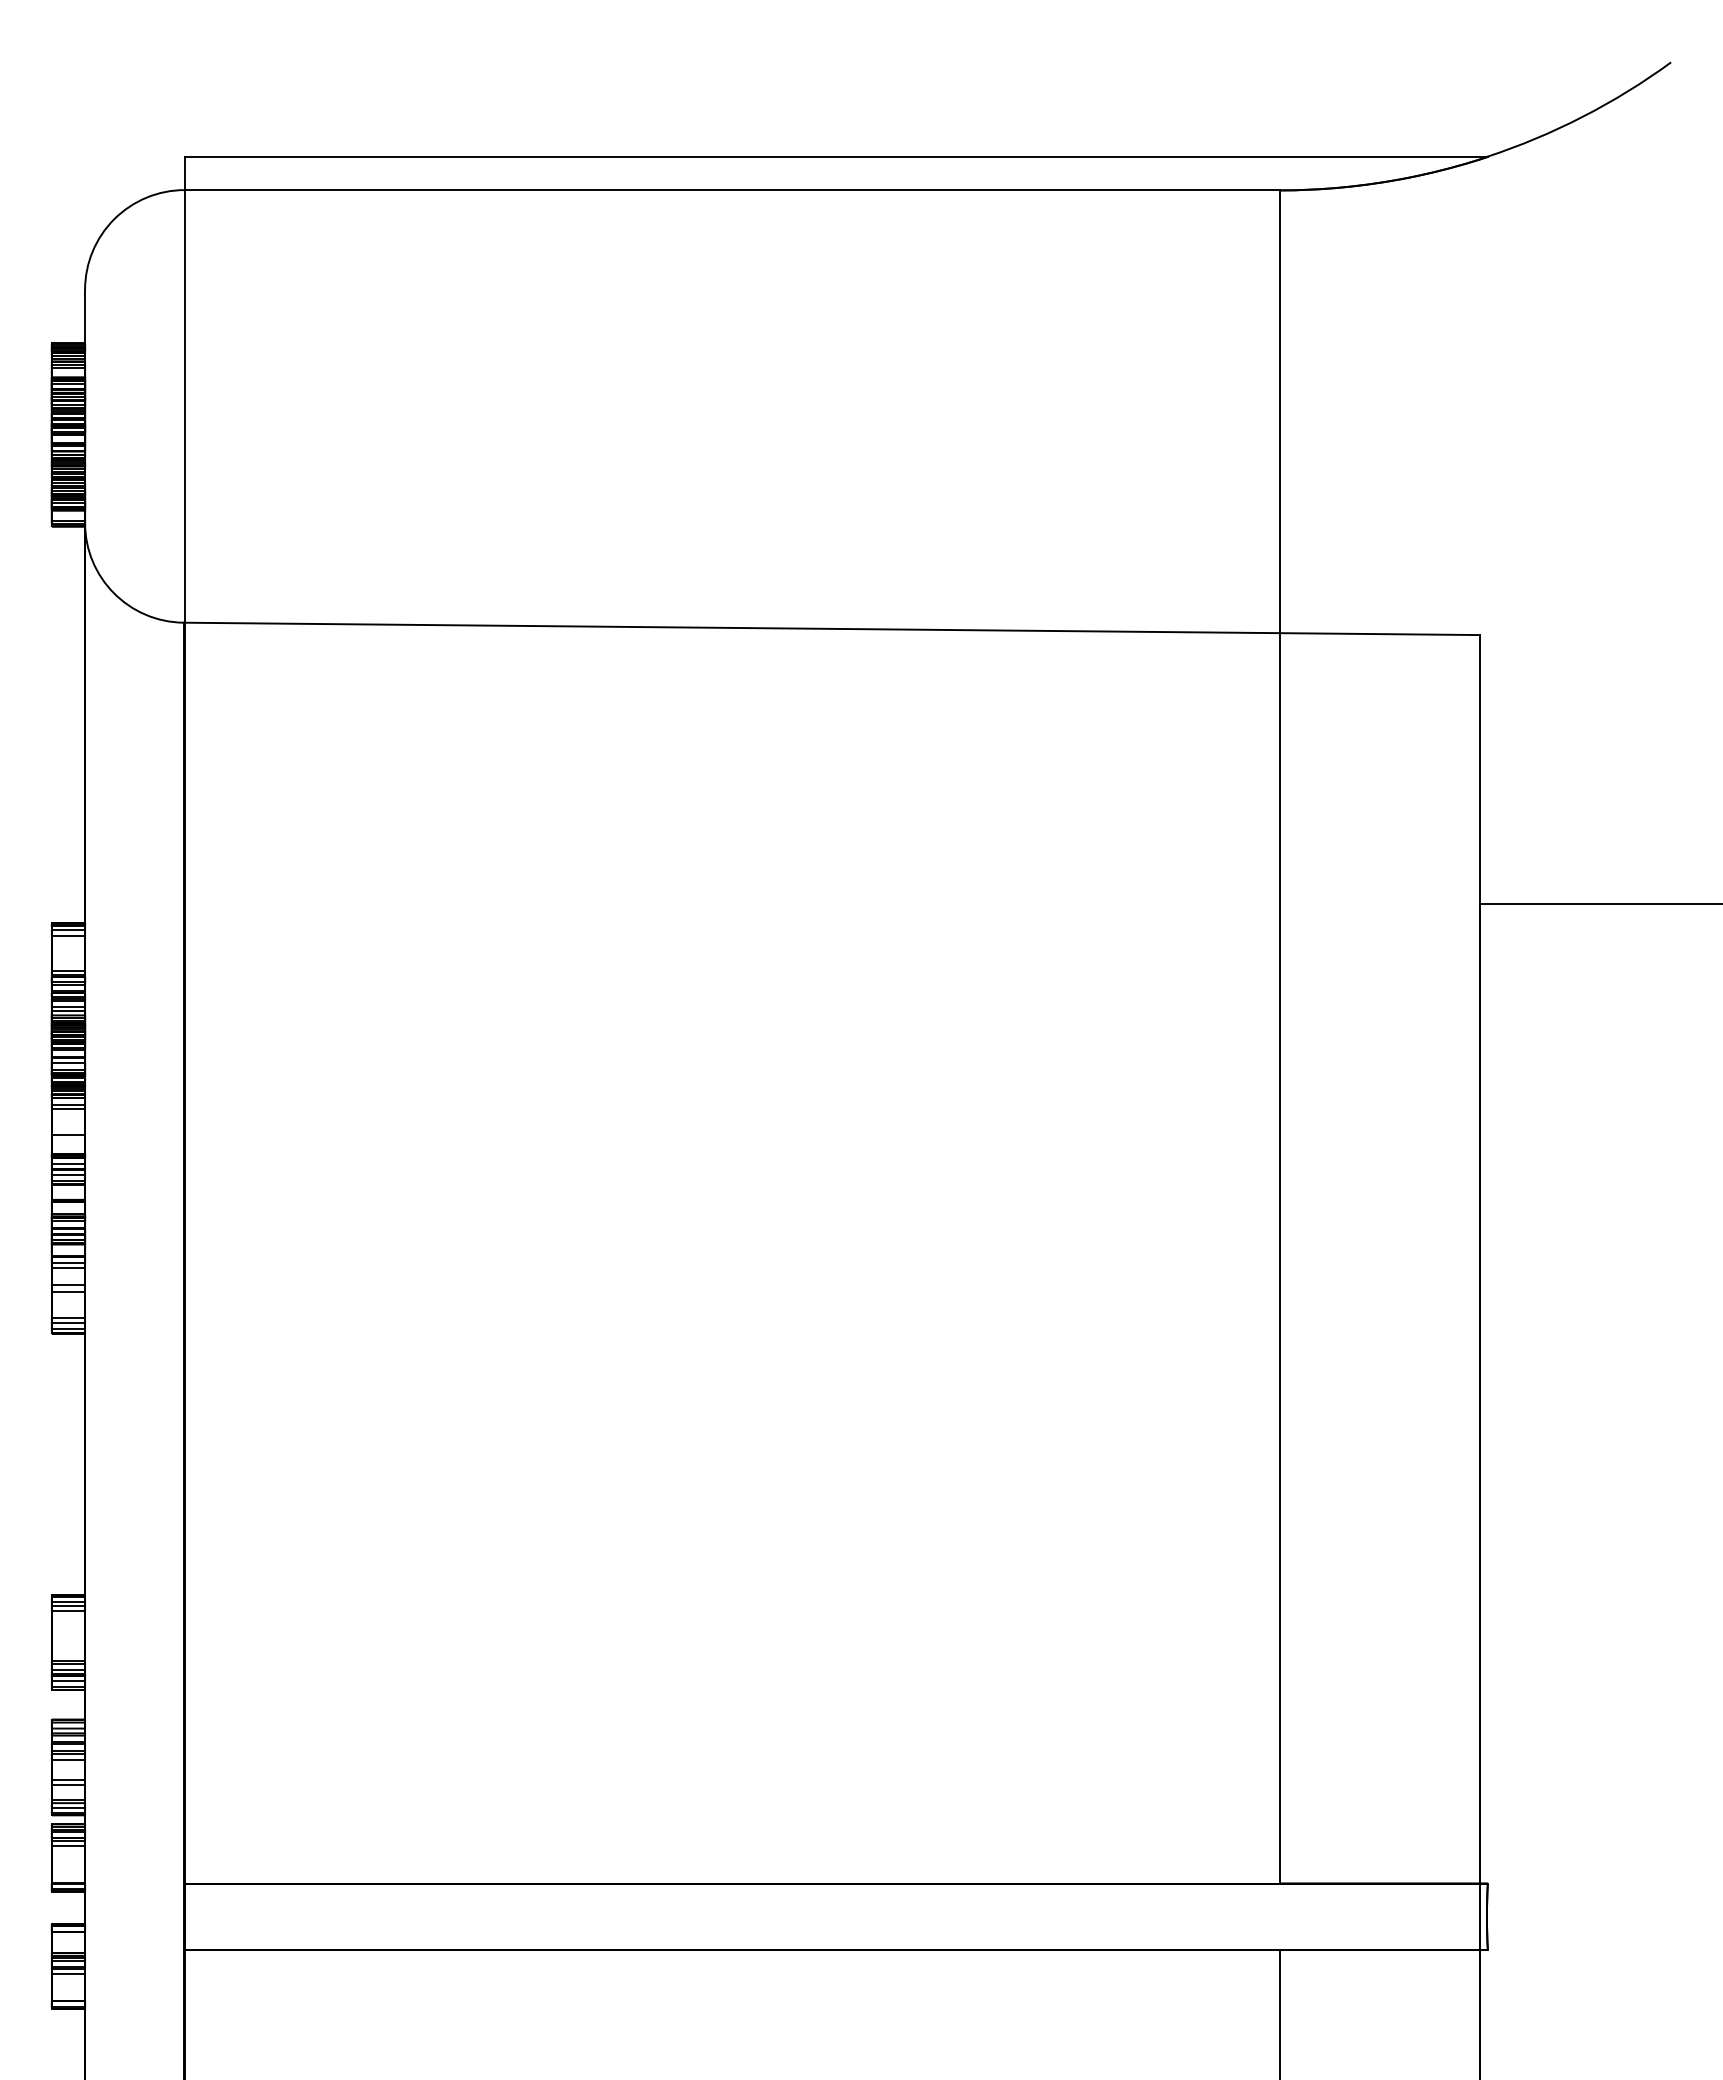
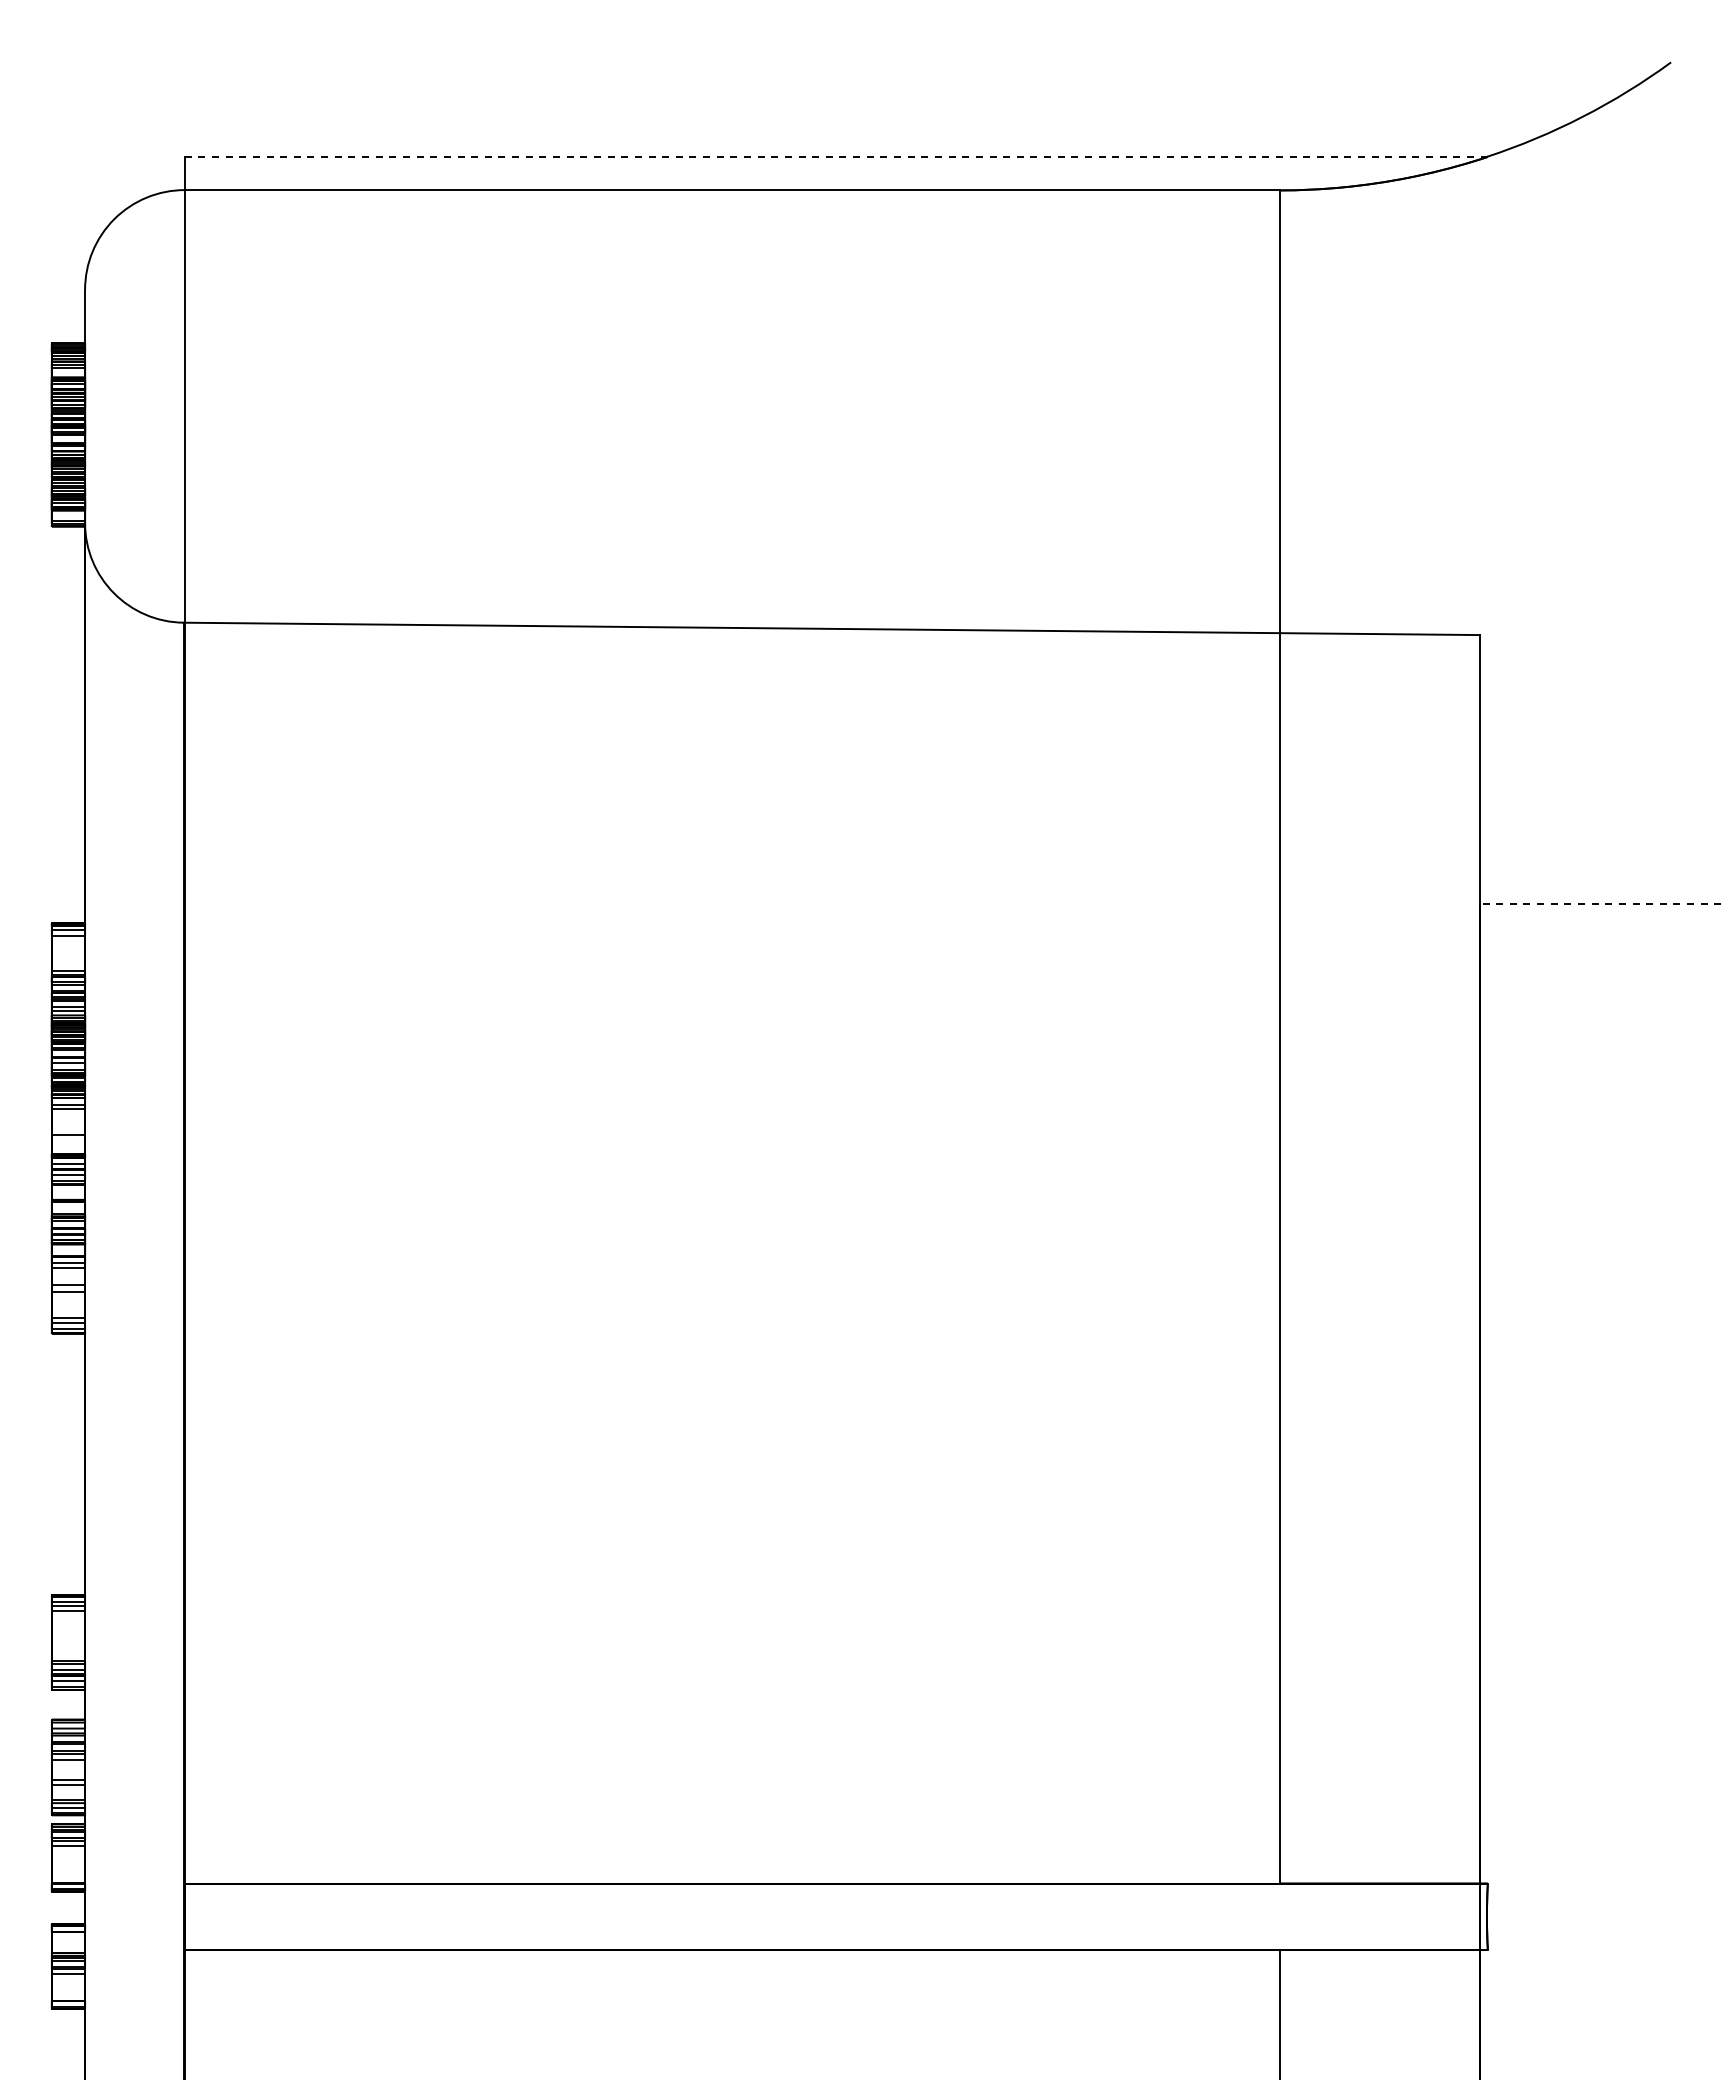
line: solid -> dashed (836, 156)
line: solid -> dashed (1600, 904)
